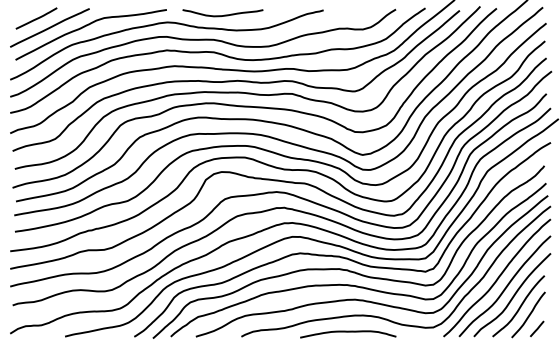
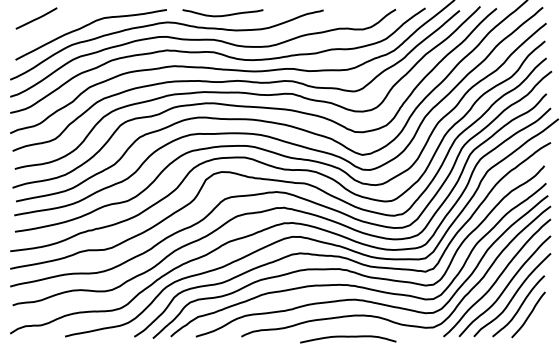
line: present -> none (49, 27)
line: present -> none (537, 328)
curve position: (348, 332) -> (348, 337) (348, 337)
